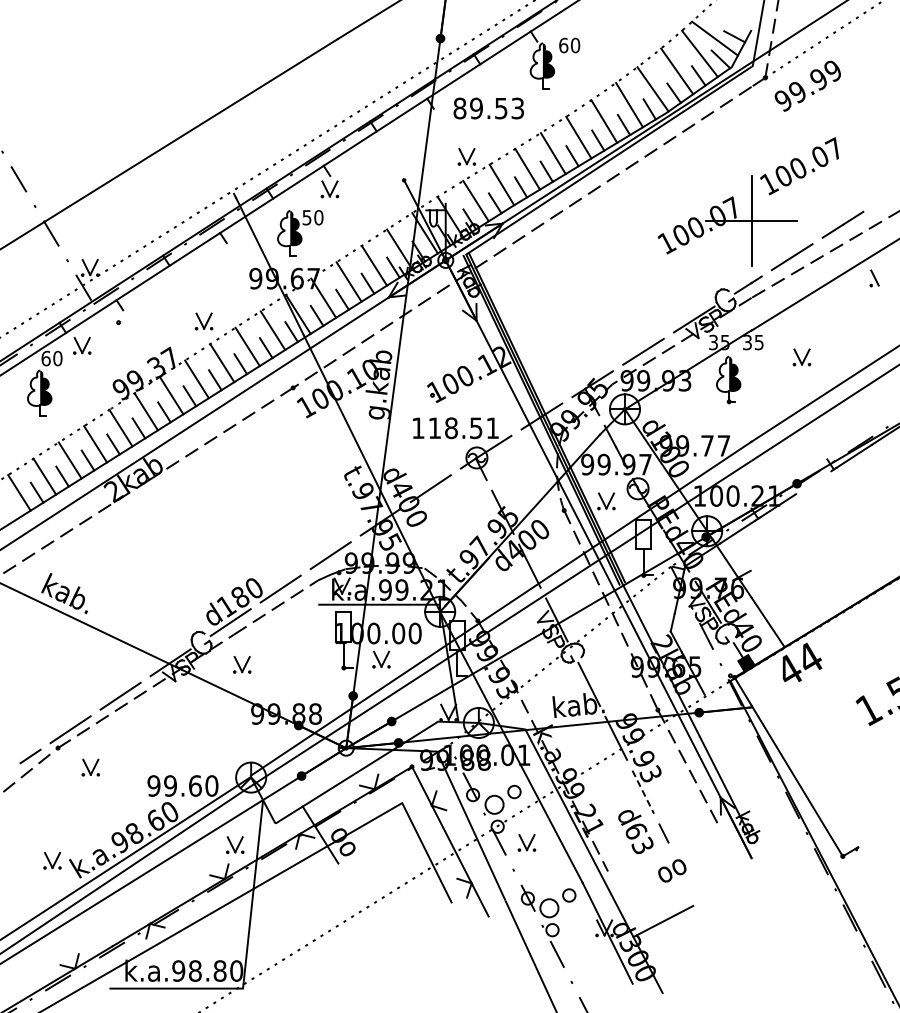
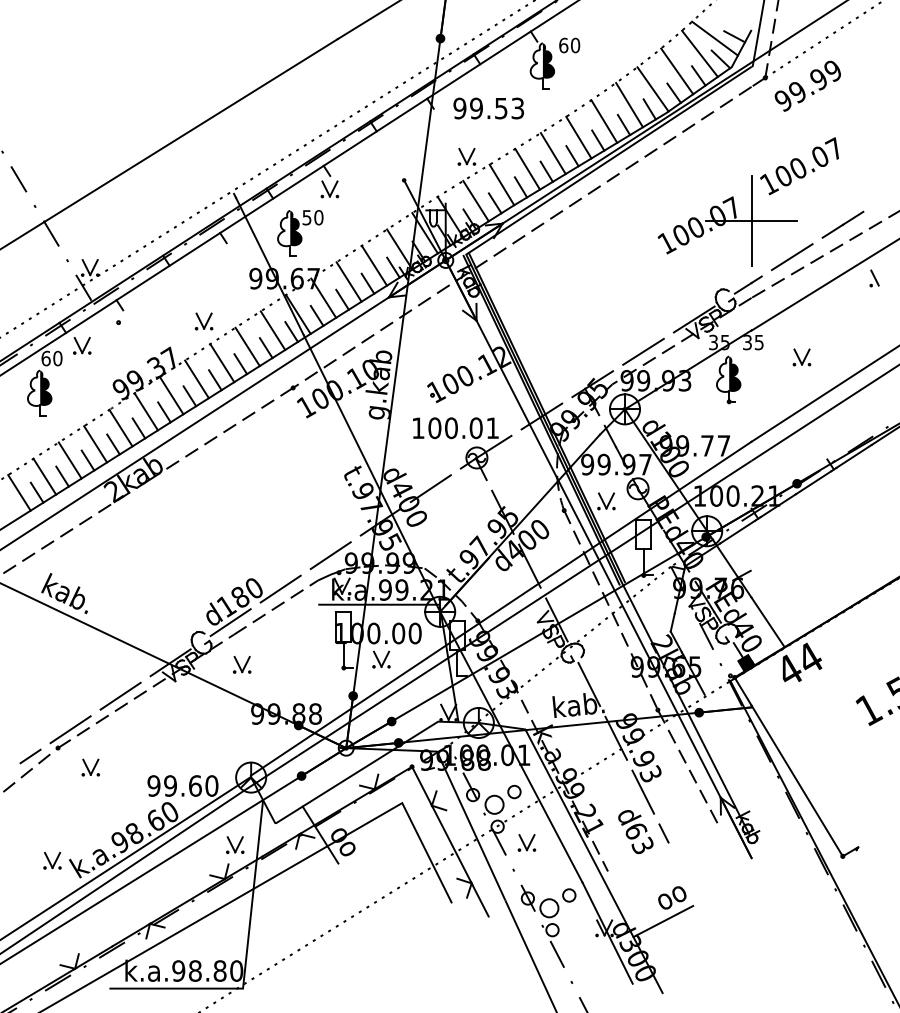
text: 89.53 -> 99.53 (459, 108)
text: 118.51 -> 100.01 (455, 428)
line: none -> present (813, 482)
line: dashed -> solid (643, 792)
text position: (672, 870) -> (672, 897) (672, 897)
